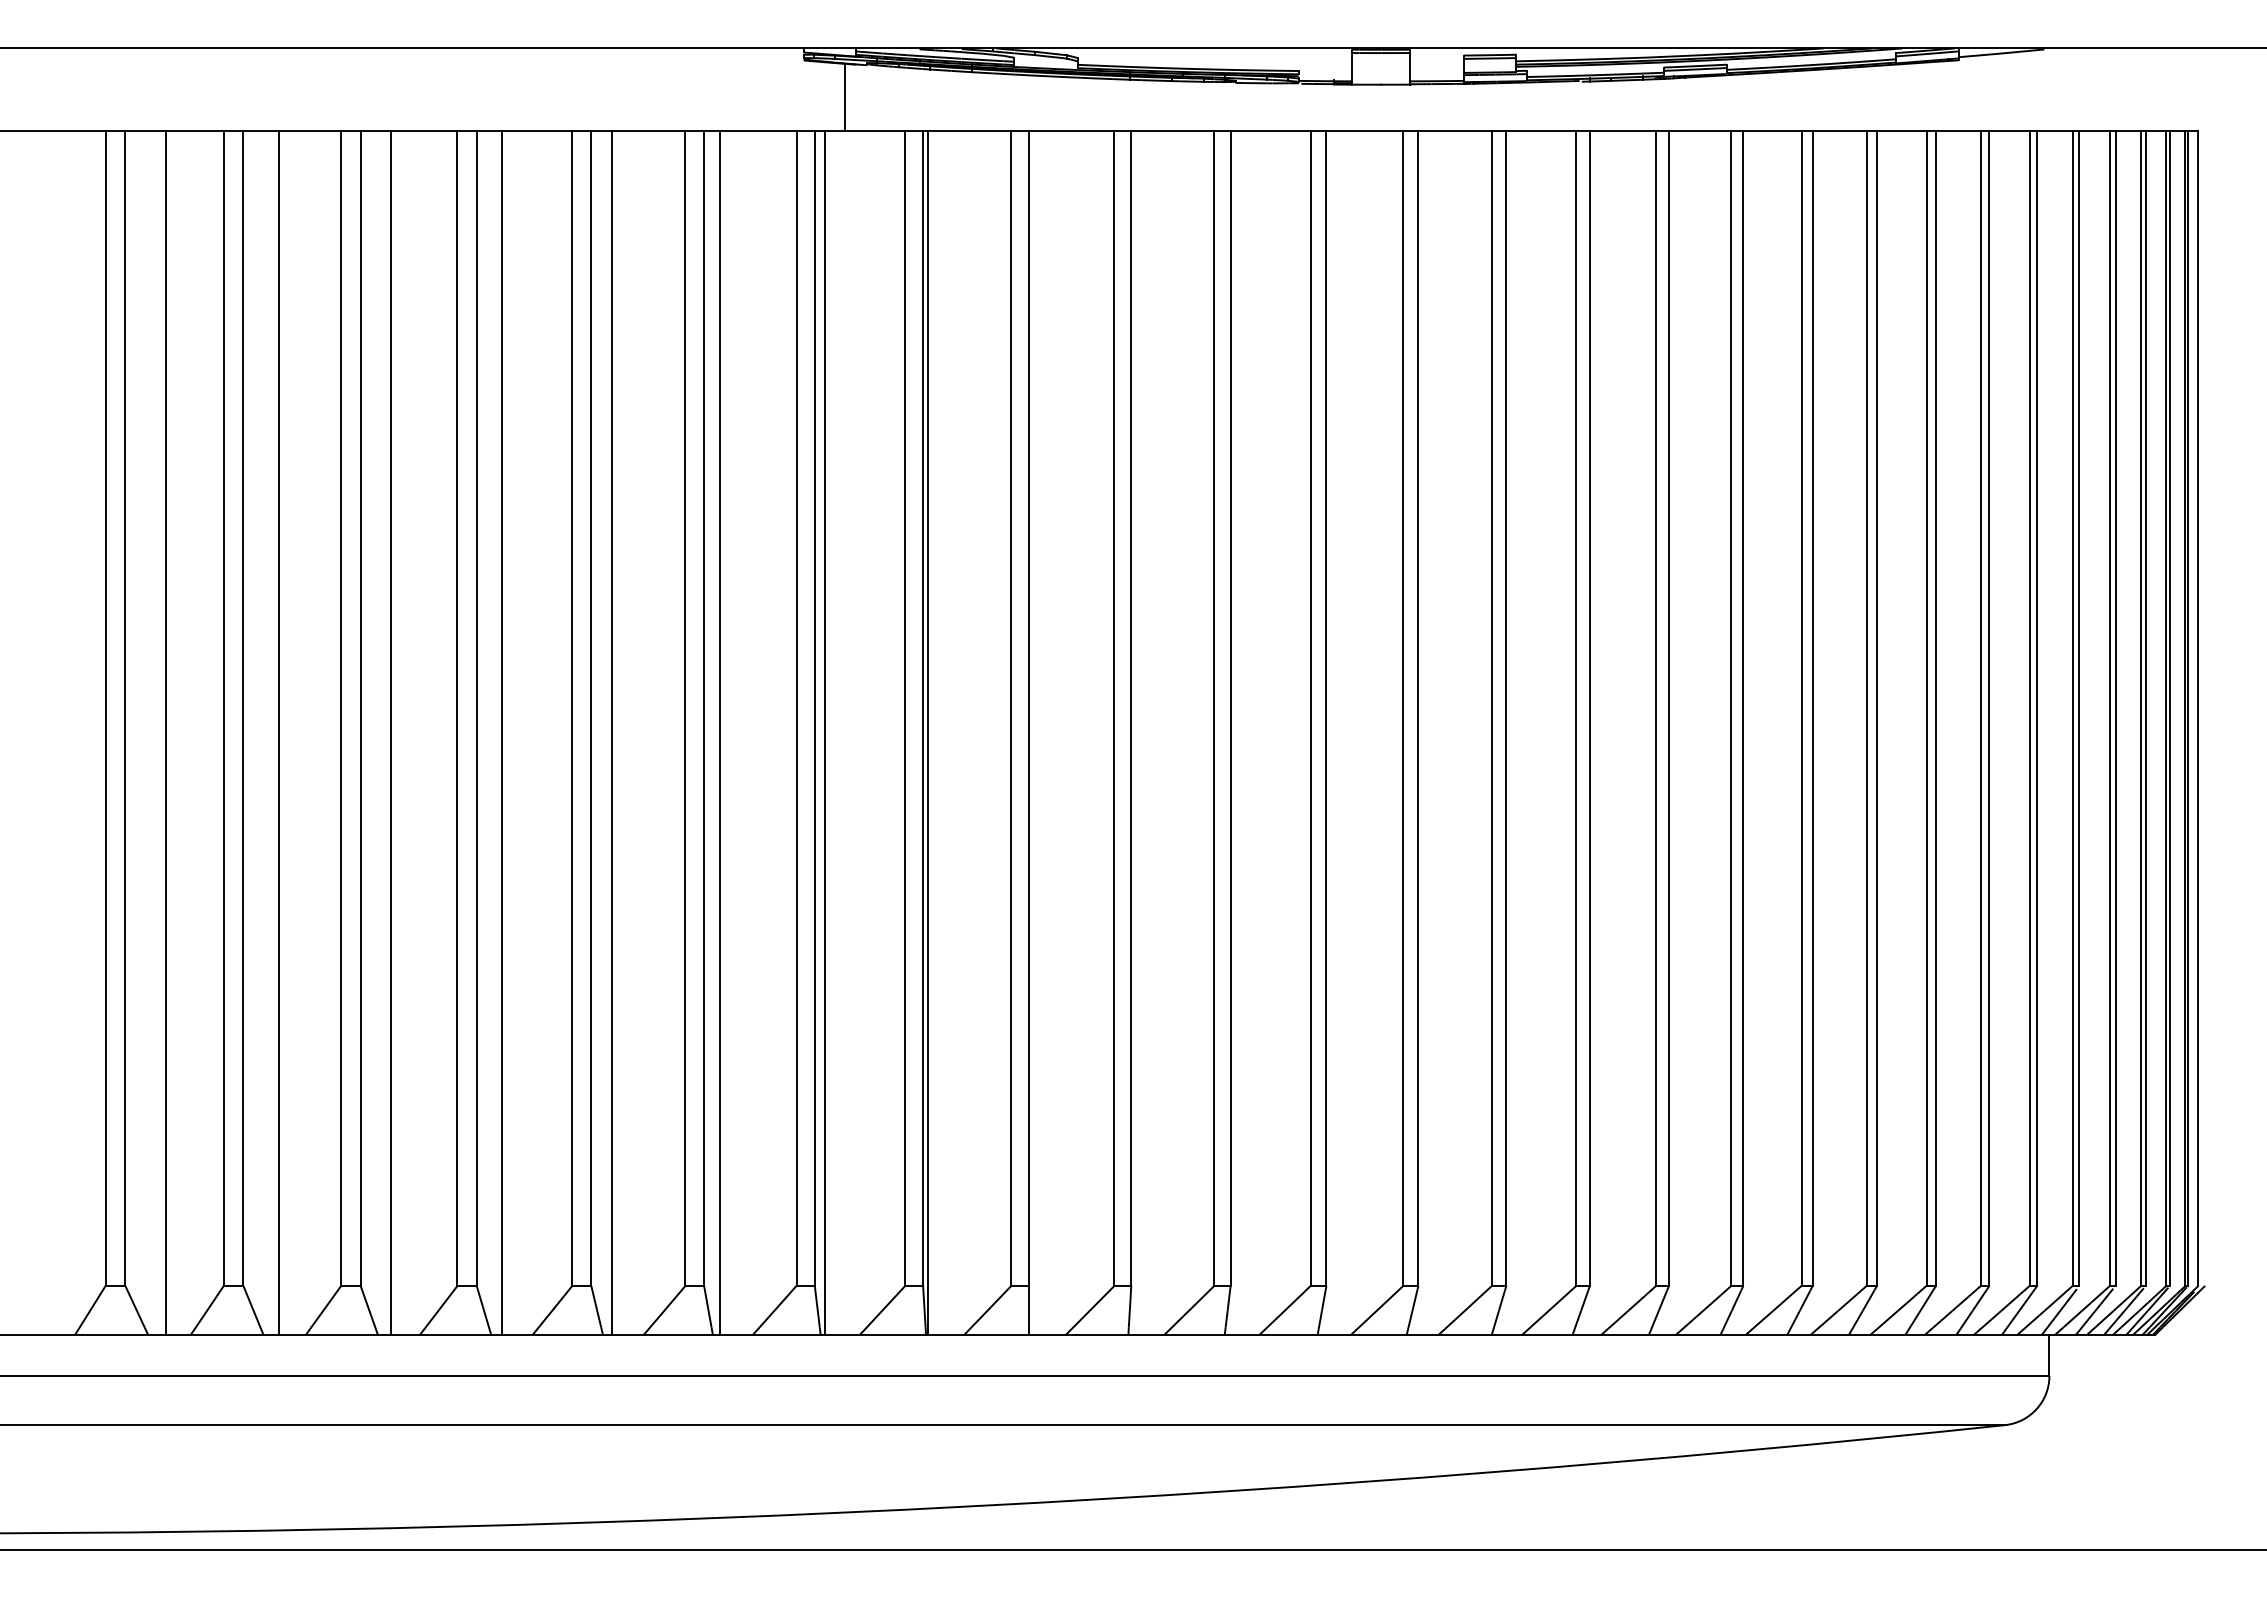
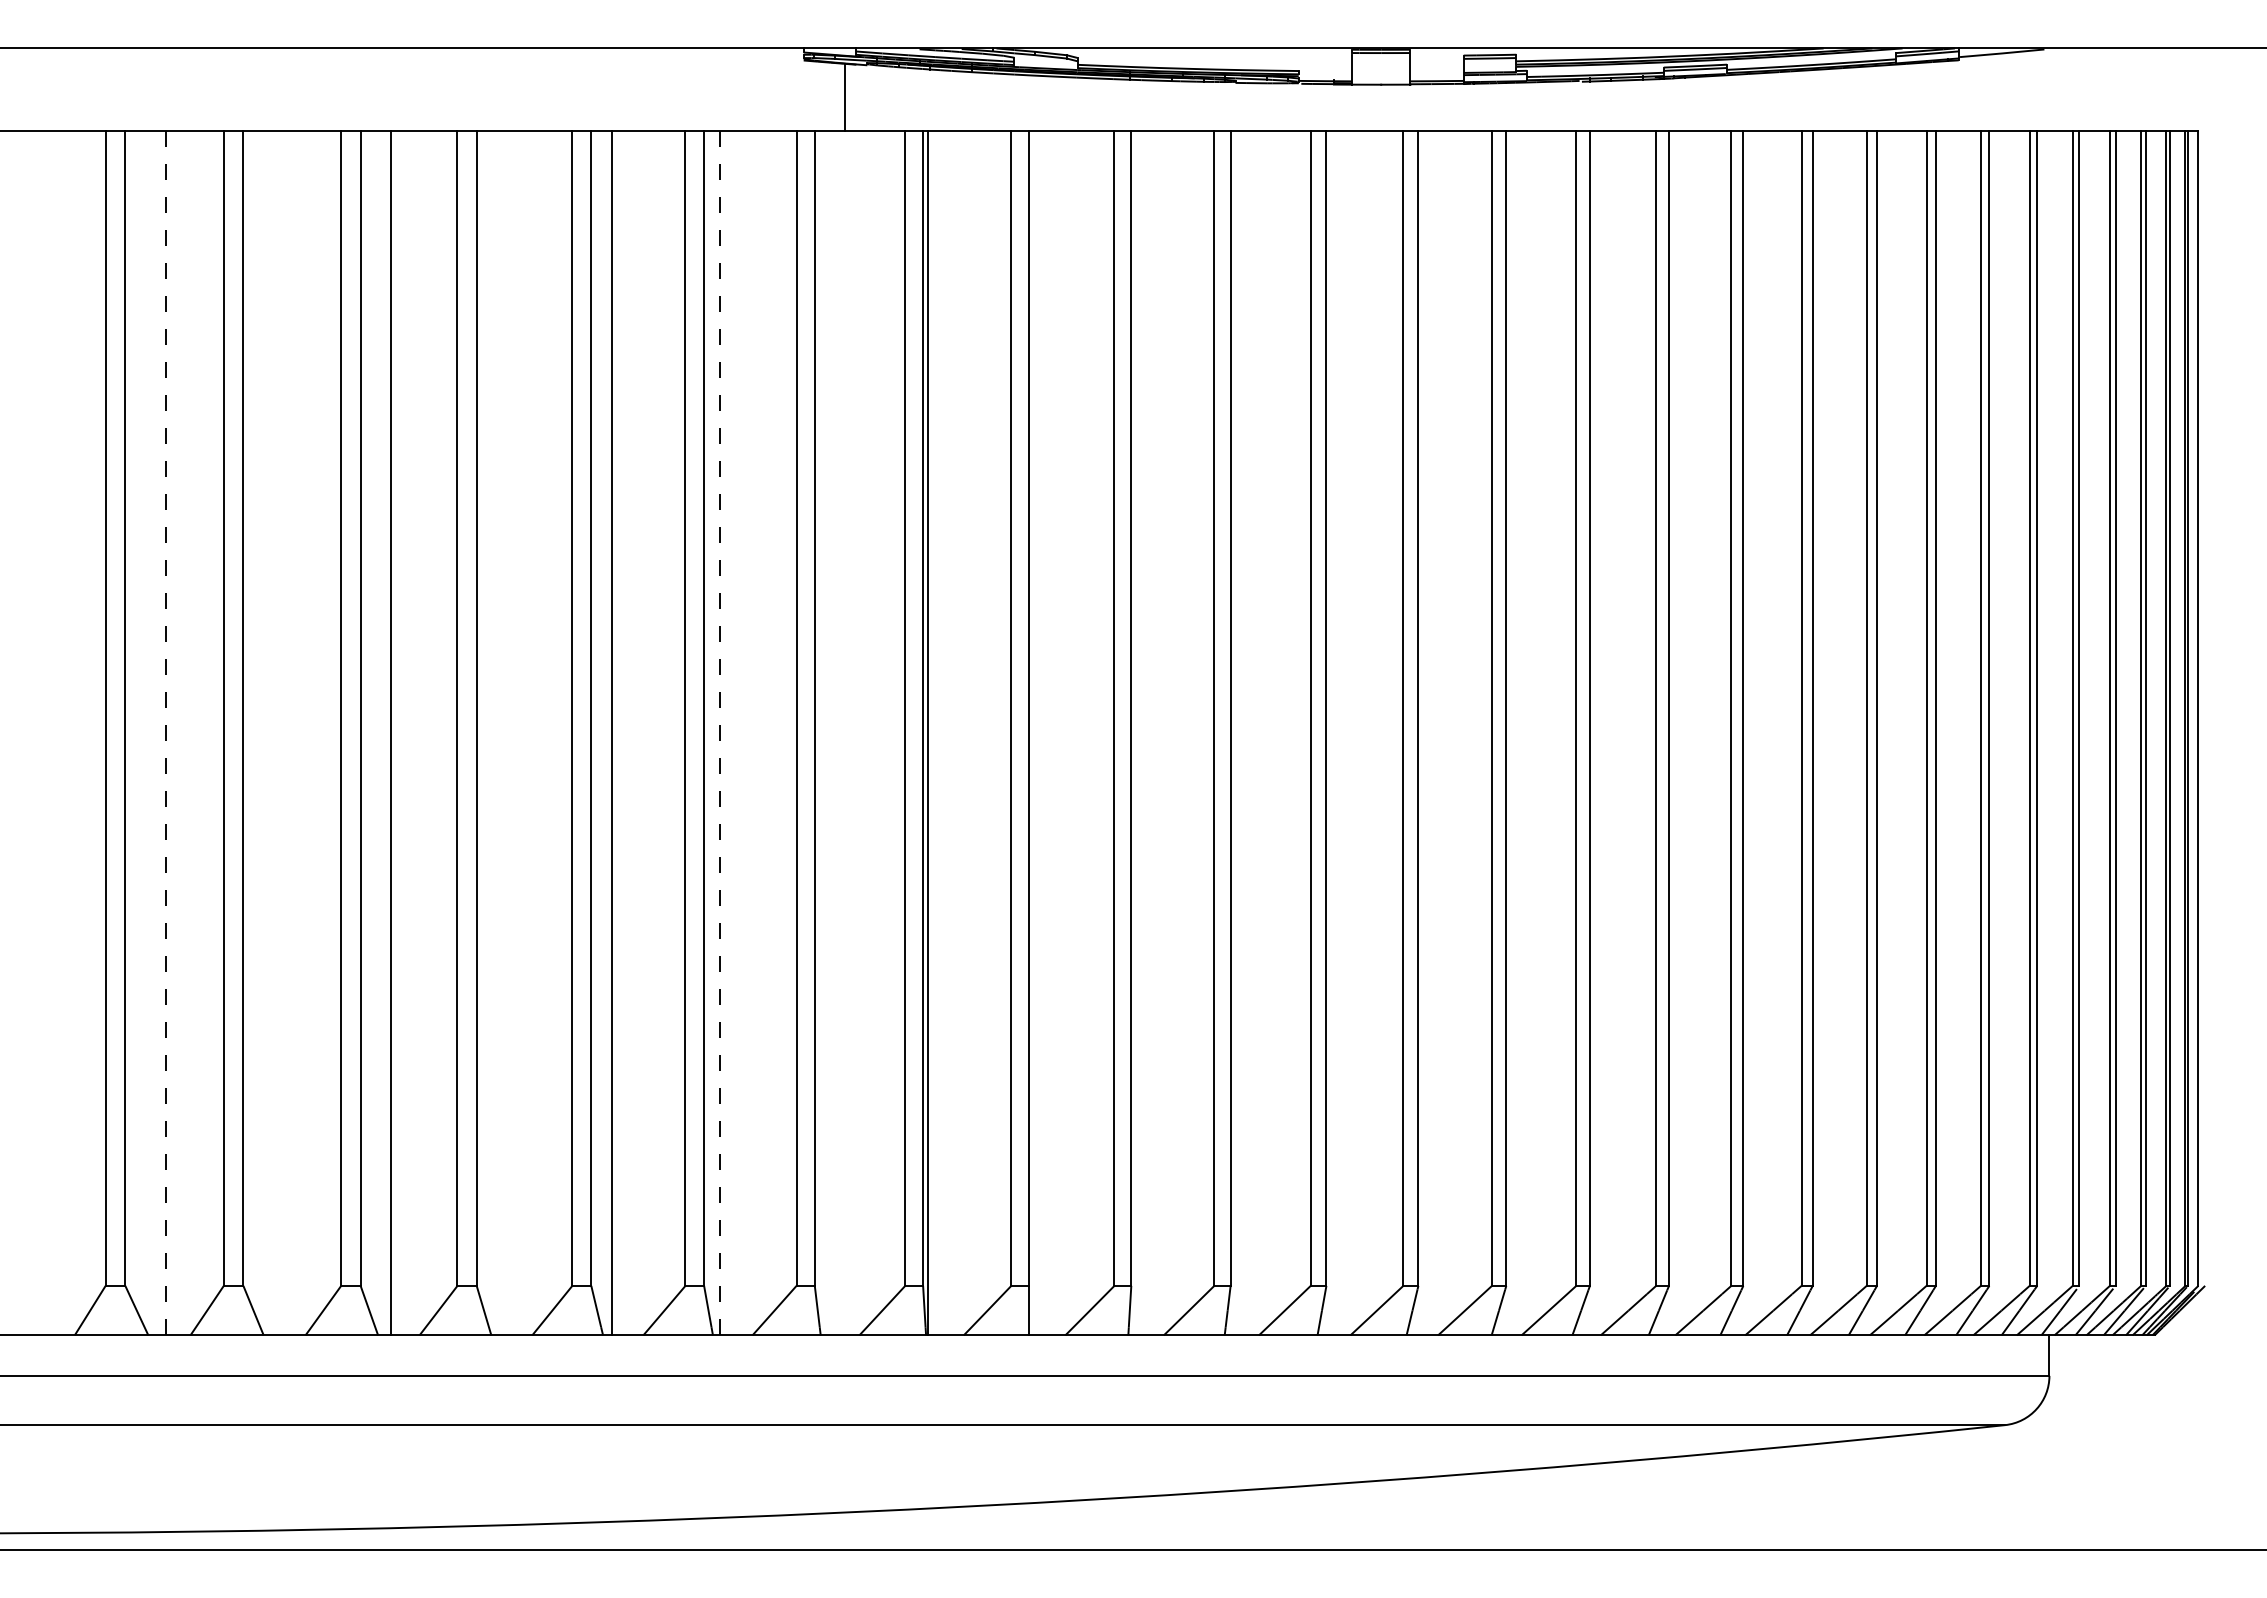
line: solid -> dashed (165, 732)
line: present -> none (278, 732)
line: present -> none (502, 732)
line: solid -> dashed (719, 732)
line: present -> none (825, 732)
